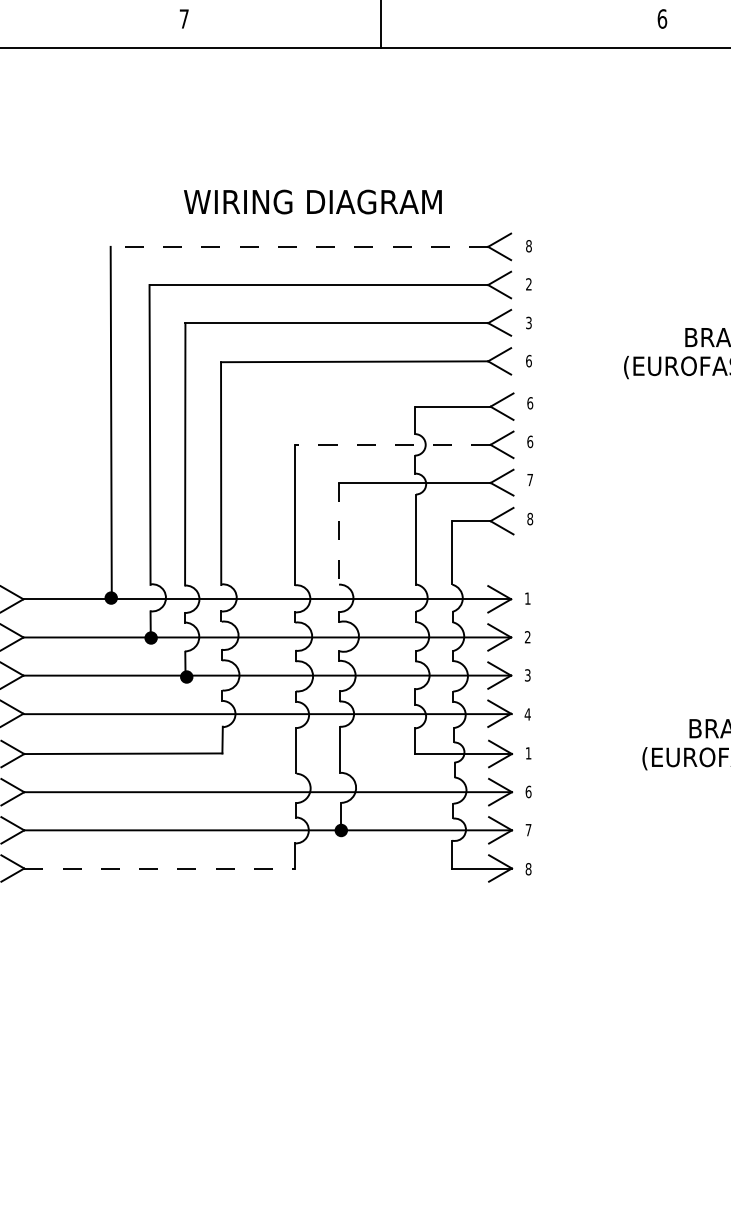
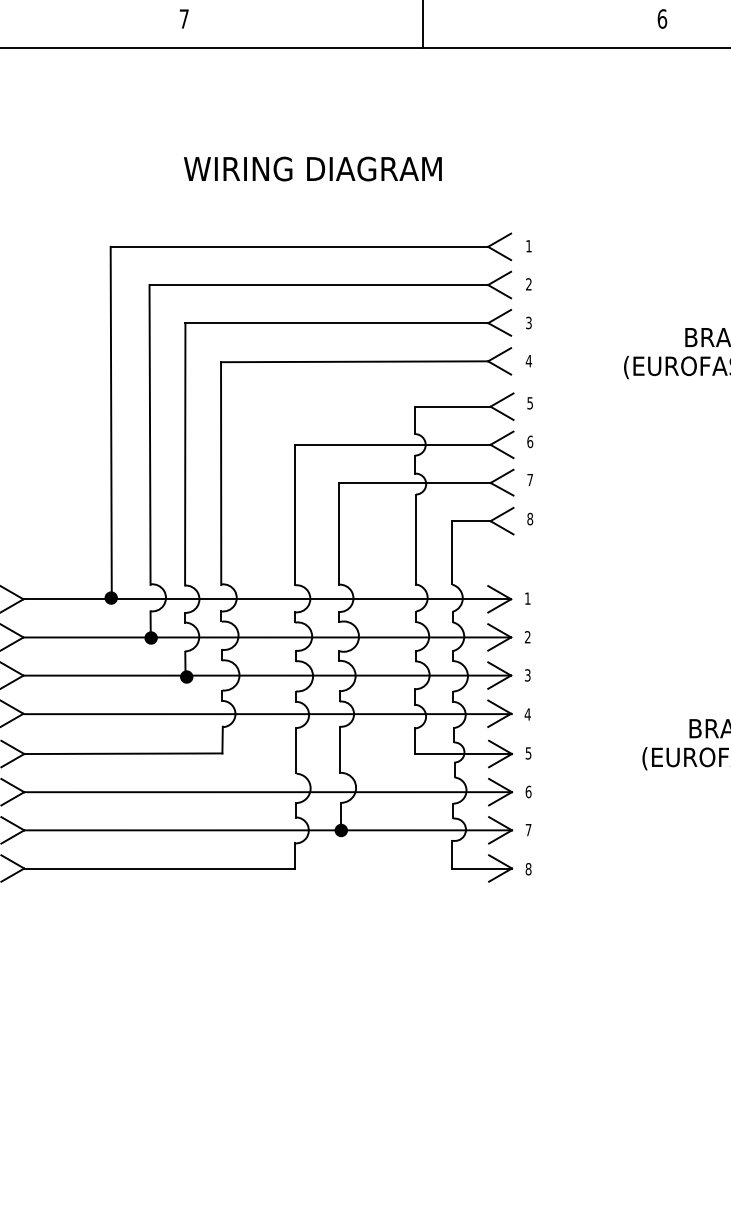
line position: (381, 24) -> (423, 24) (423, 24)
text position: (312, 201) -> (312, 168) (312, 168)
line: dashed -> solid (299, 246)
text: 8 -> 1 (528, 246)
text: 6 -> 4 (528, 360)
text: 6 -> 5 (530, 403)
line: dashed -> solid (392, 444)
line: dashed -> solid (338, 533)
text: 1 -> 5 (528, 753)
line: dashed -> solid (160, 868)
